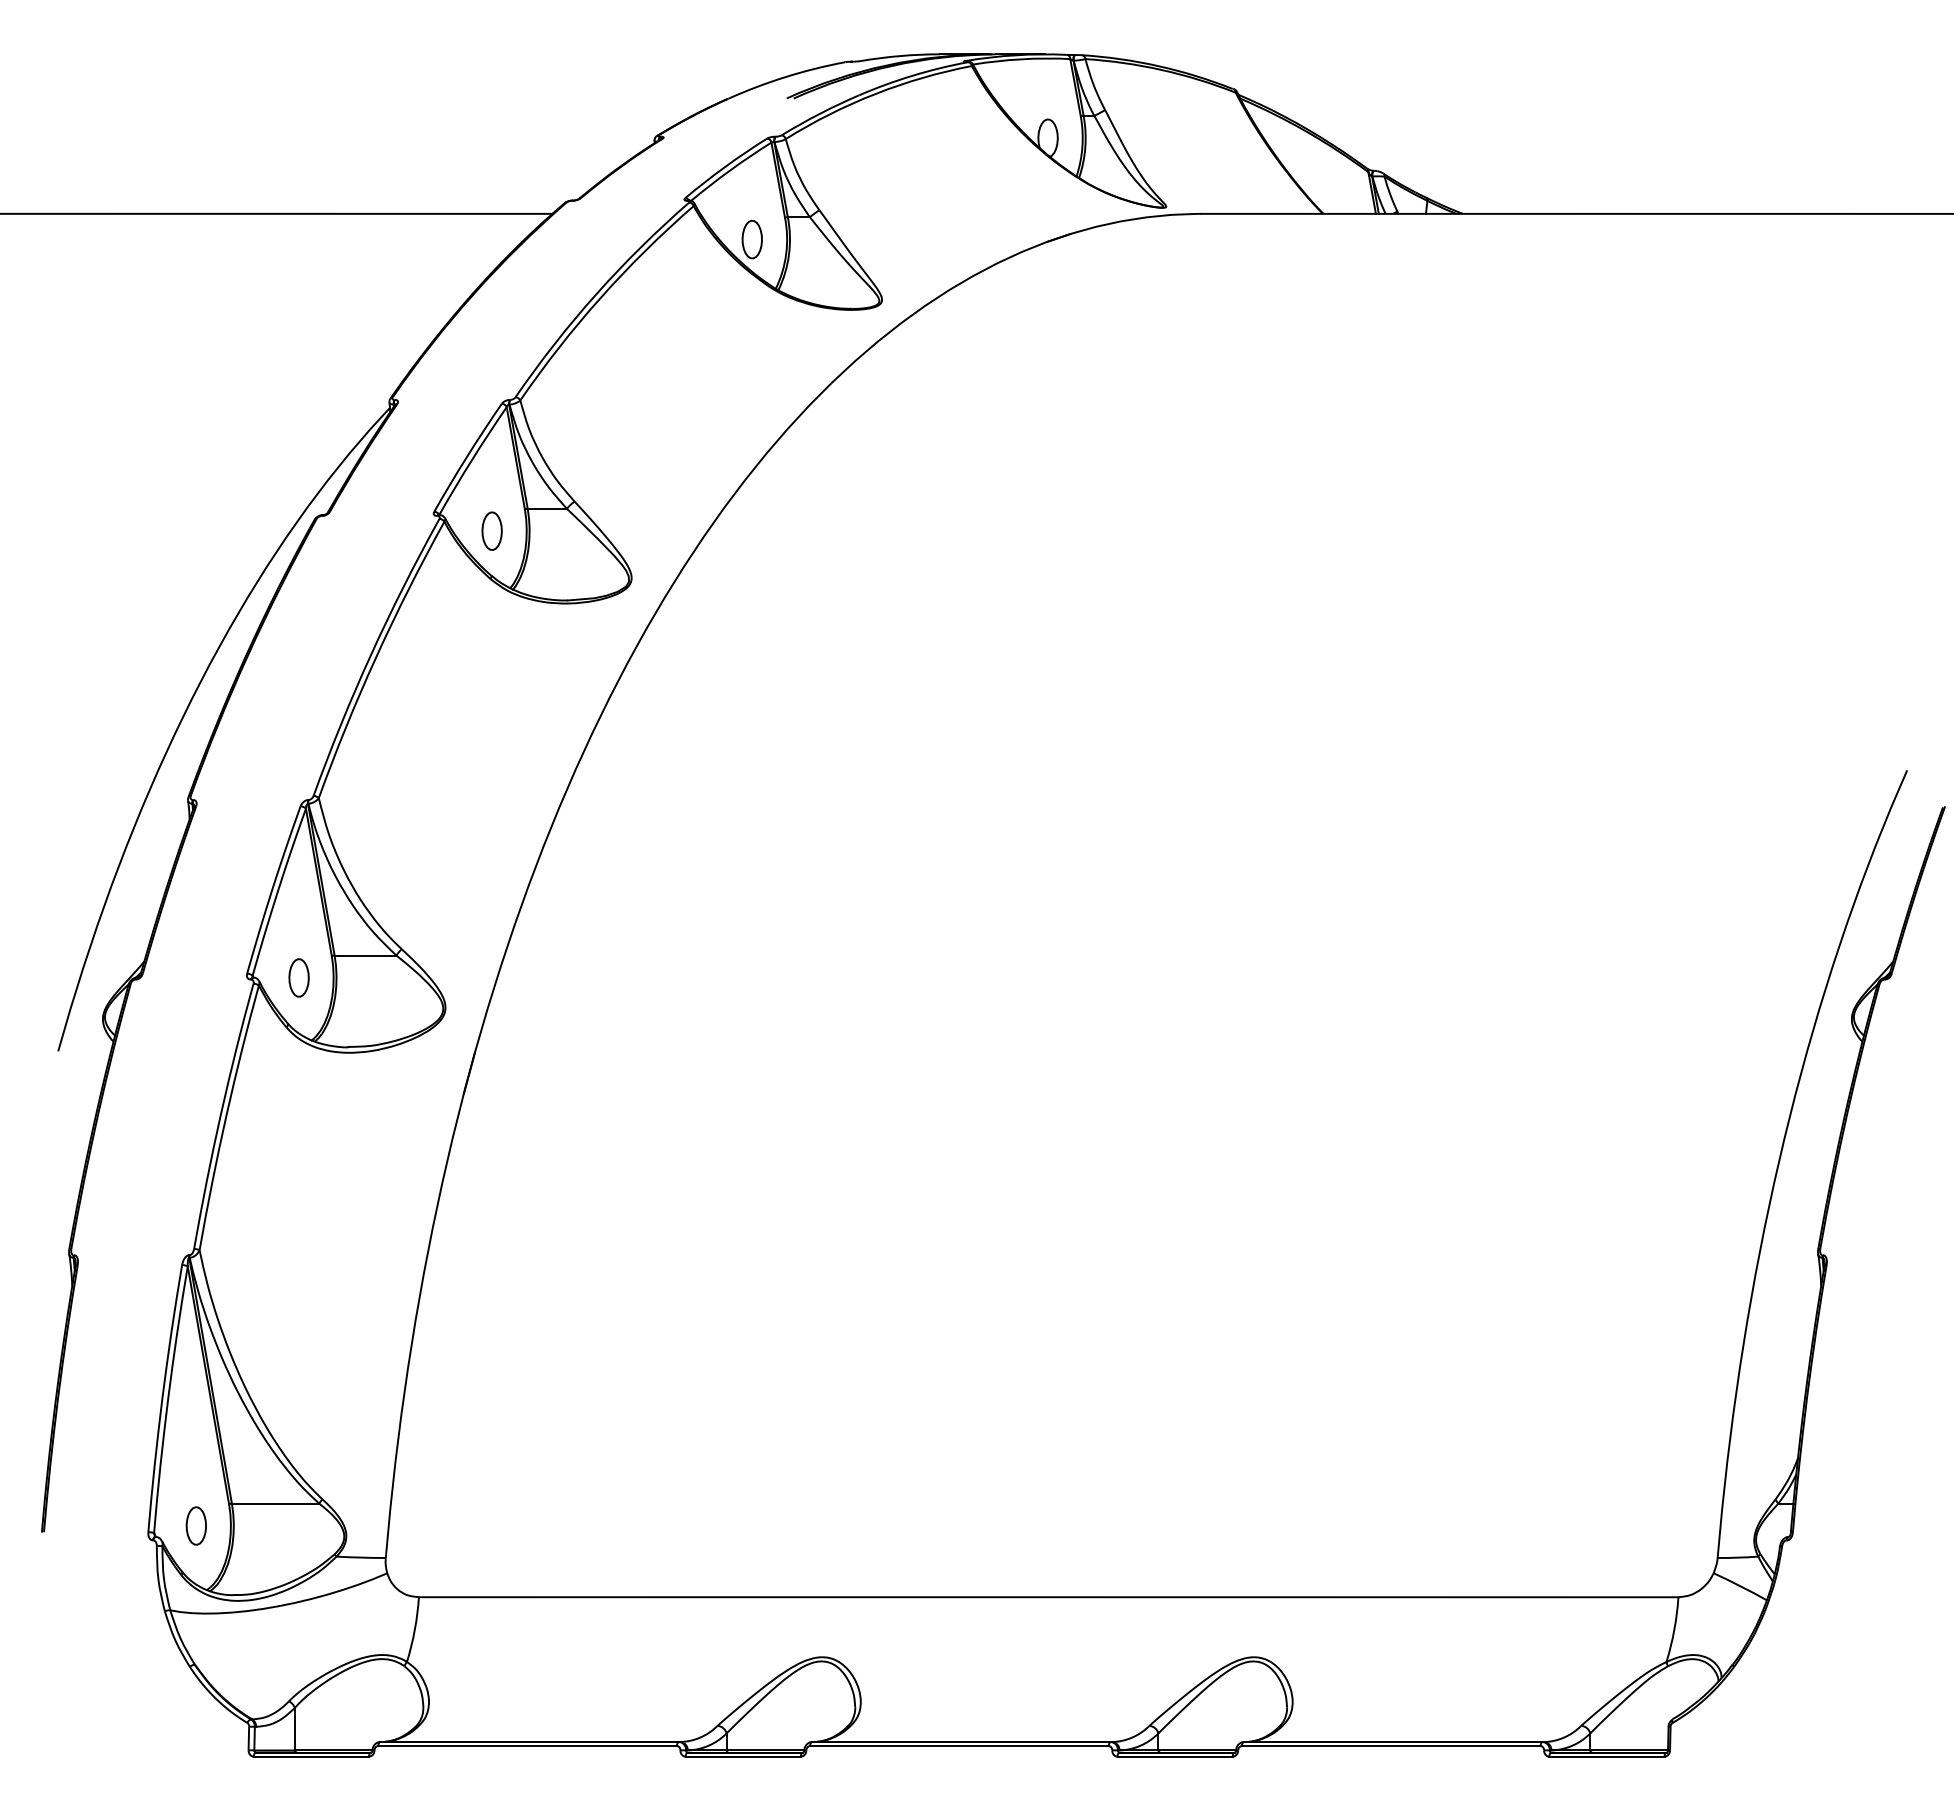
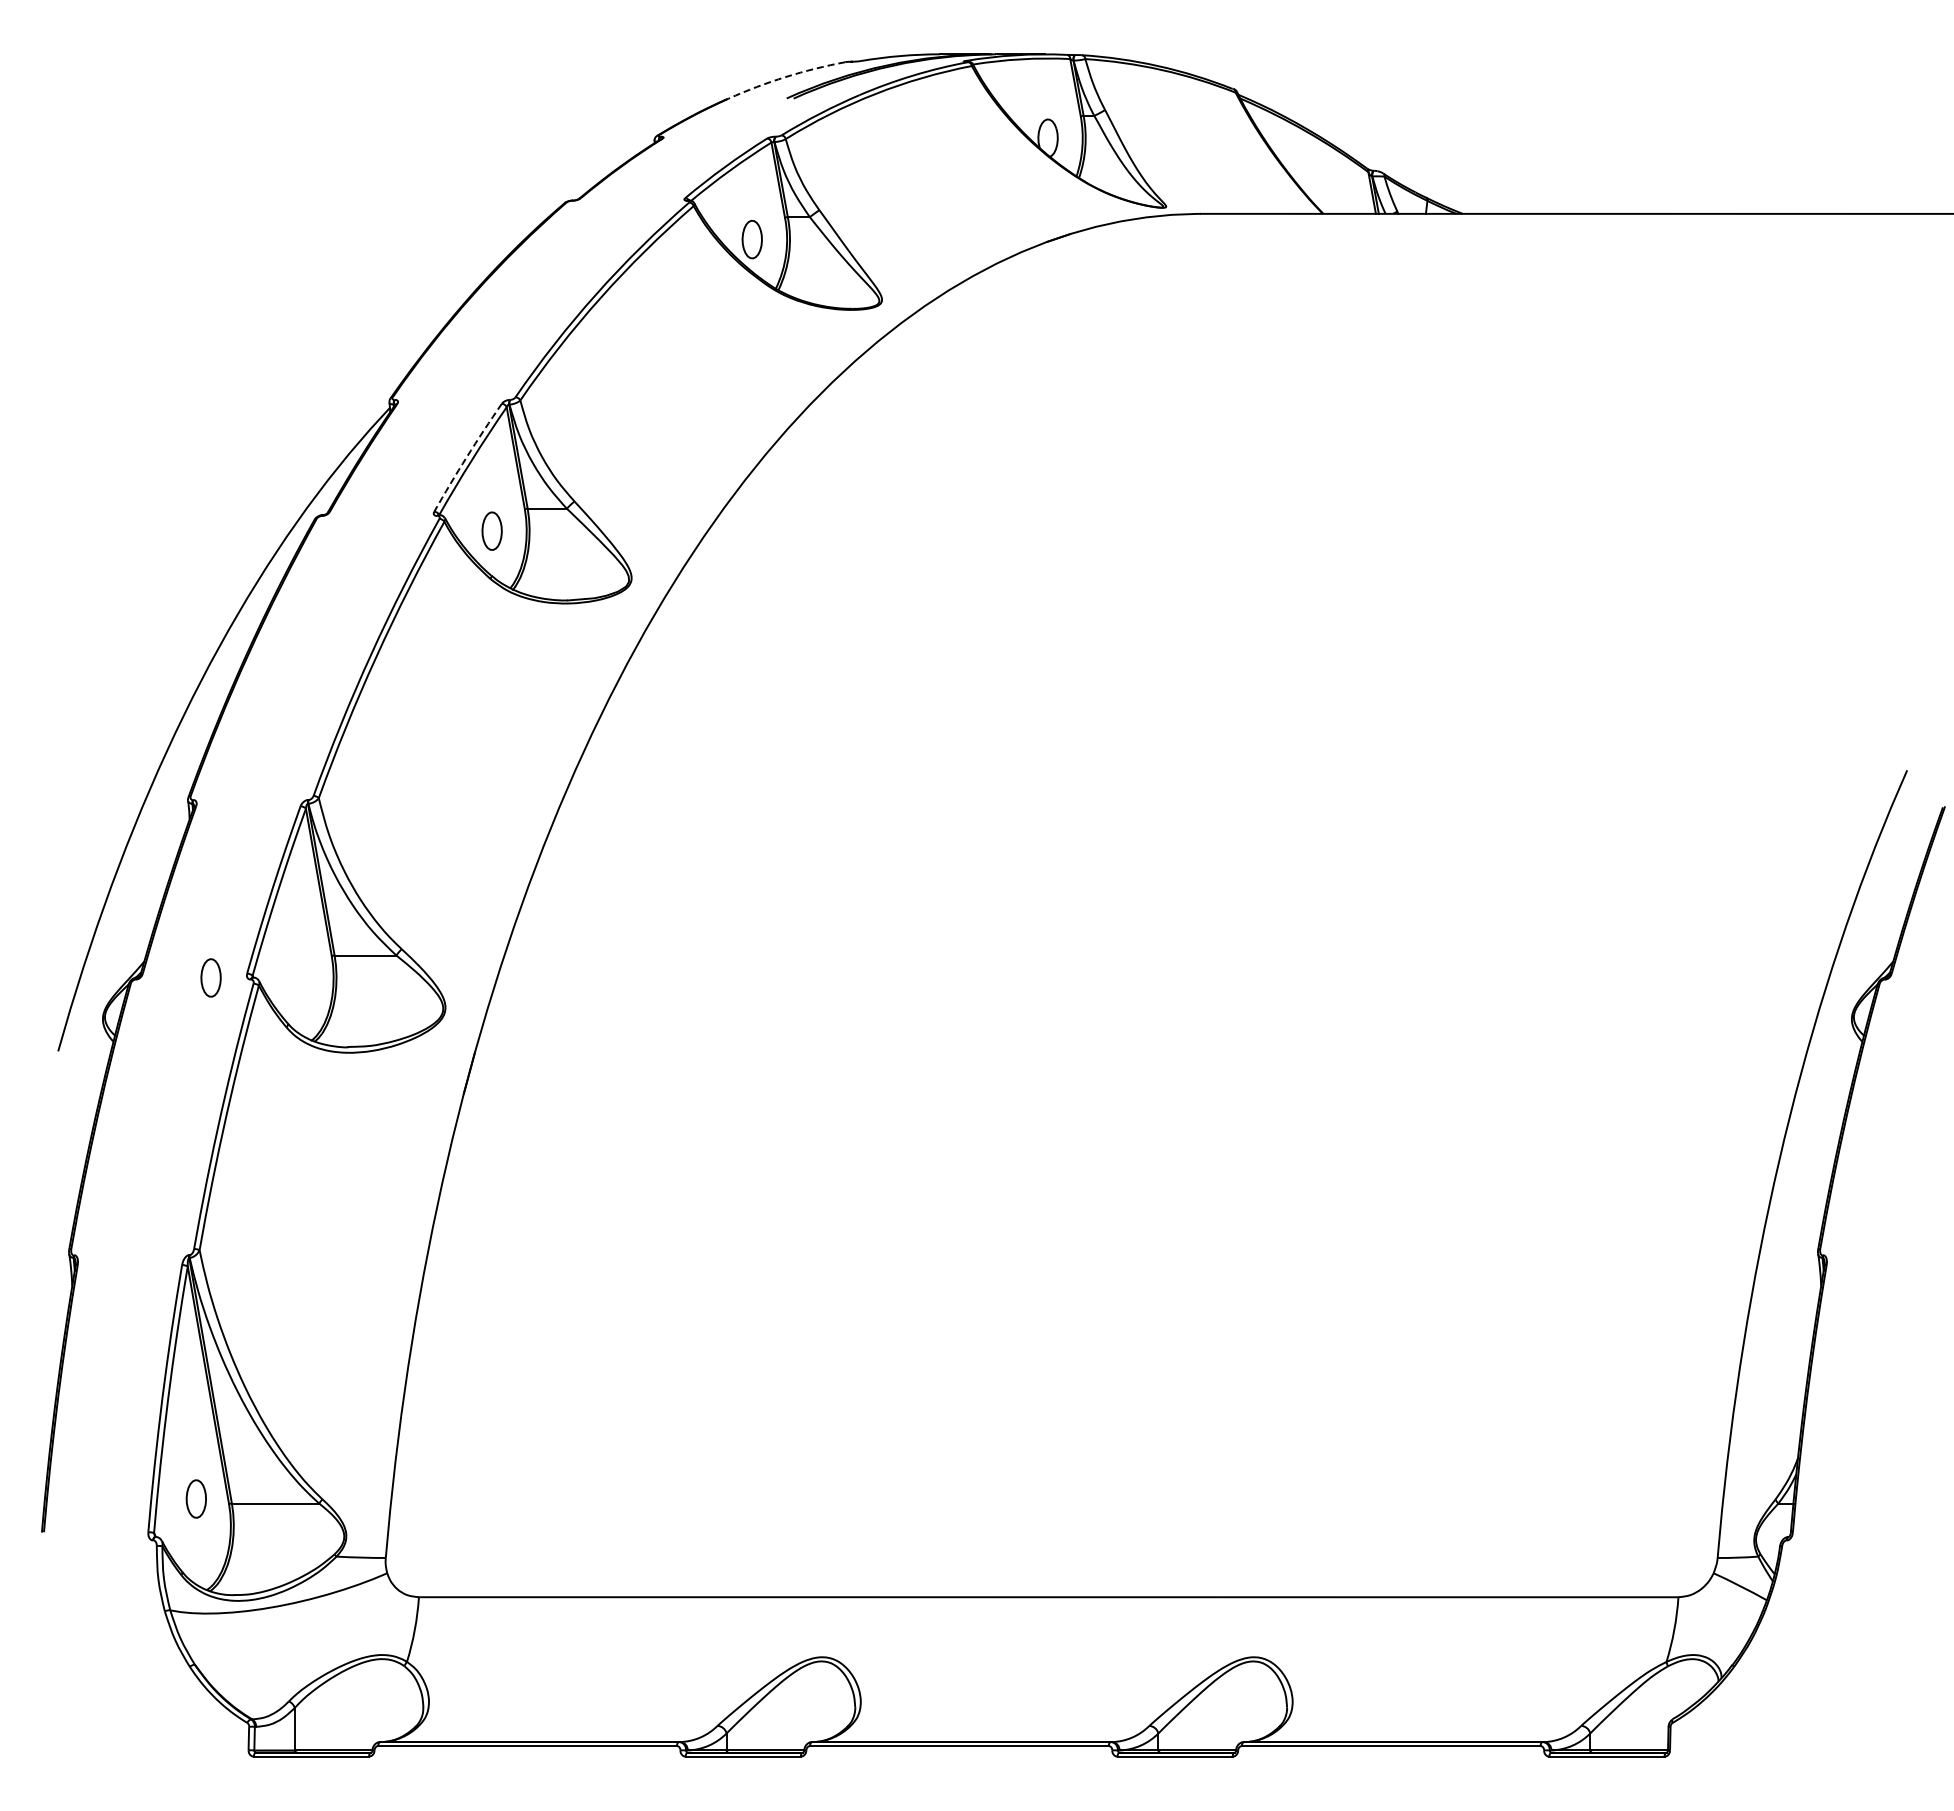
arc: solid -> dashed (785, 77)
line: present -> none (277, 213)
arc: solid -> dashed (466, 457)
part position: (298, 977) -> (210, 977) (210, 977)
part position: (195, 1525) -> (195, 1498) (195, 1498)
